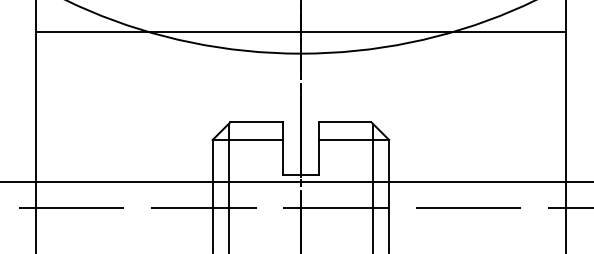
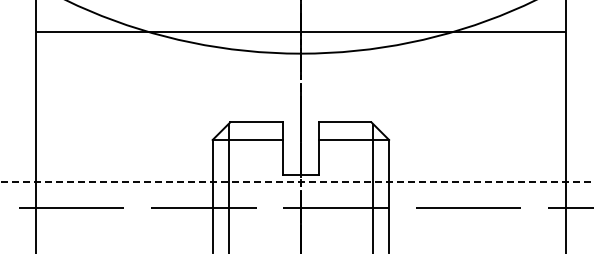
line: solid -> dashed (297, 181)
